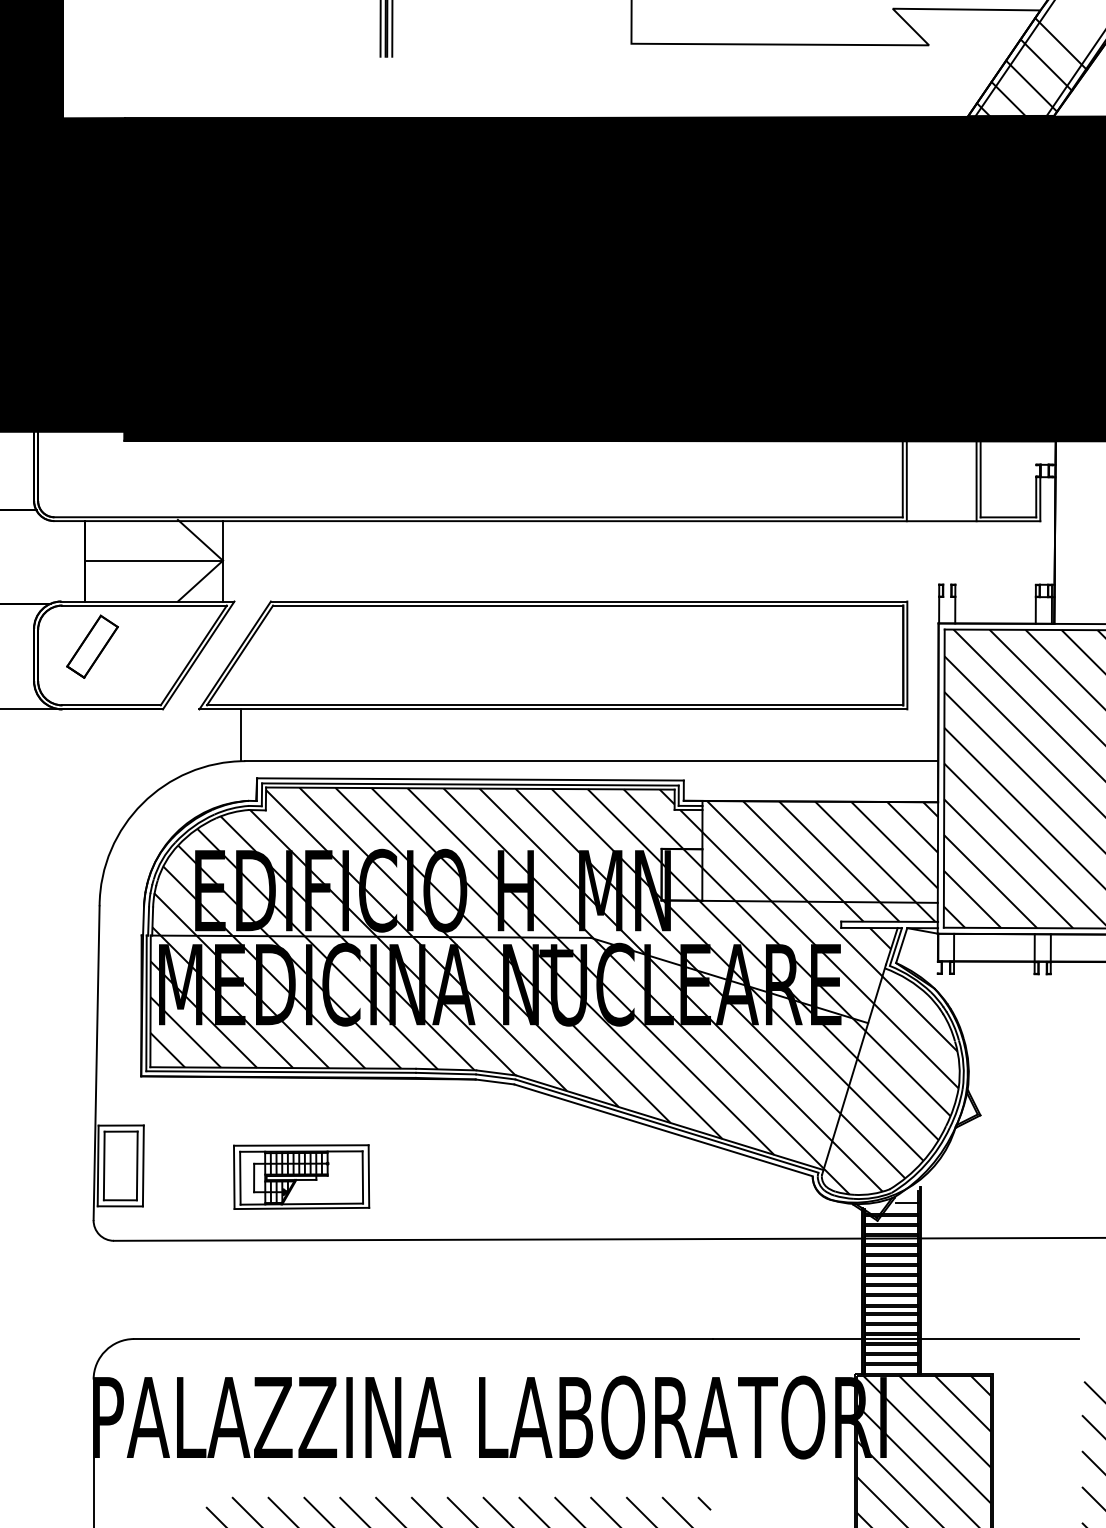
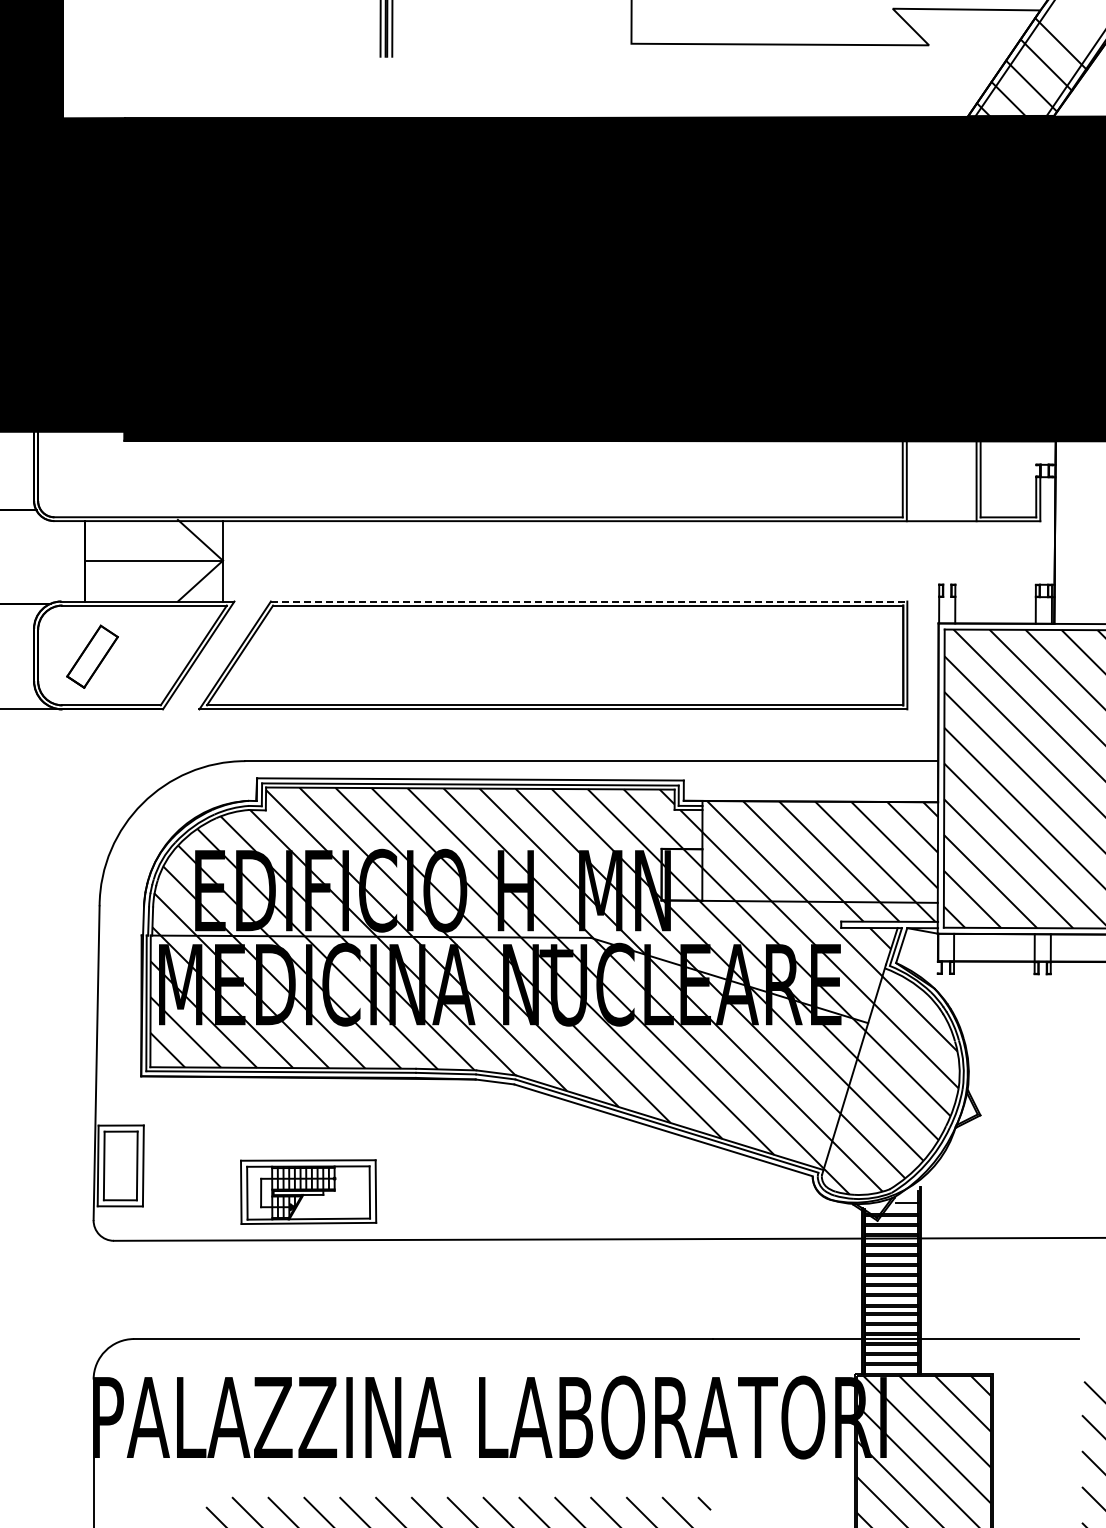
line: solid -> dashed (589, 601)
part position: (92, 646) -> (92, 656) (92, 656)
line: present -> none (240, 735)
part position: (301, 1176) -> (308, 1191) (308, 1191)
